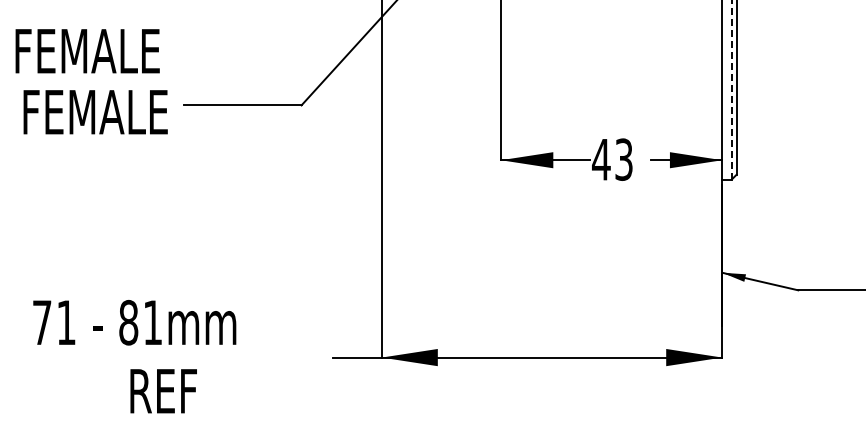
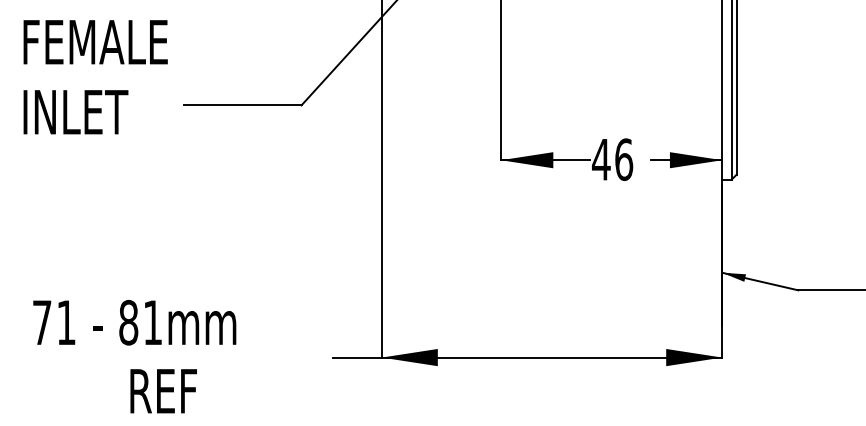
text position: (87, 51) -> (95, 42) (95, 42)
line: dashed -> solid (731, 89)
text: FEMALE -> INLET (97, 112)
text: 43 -> 46 (624, 159)
